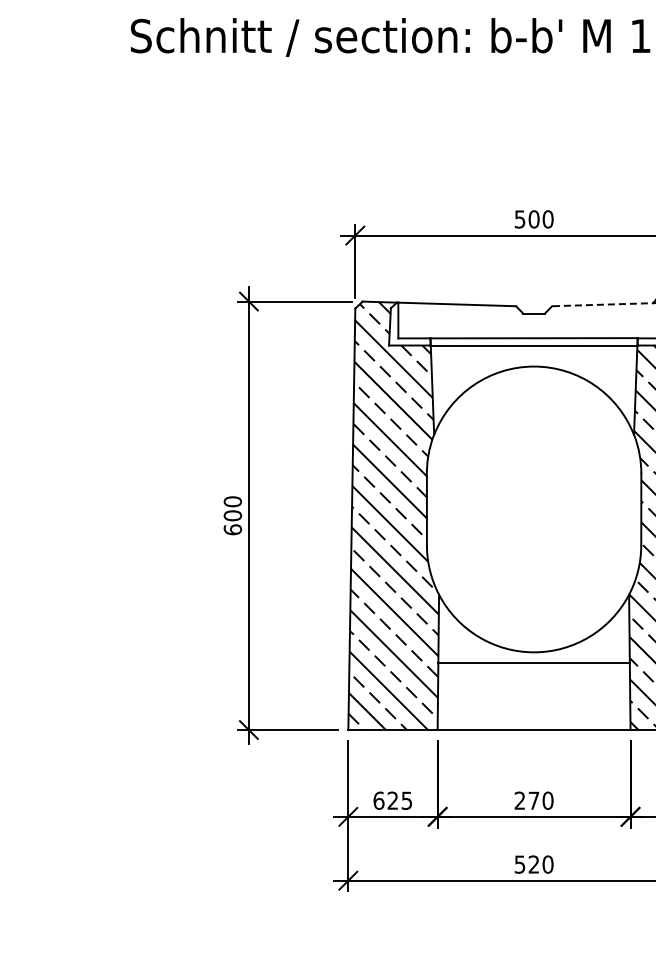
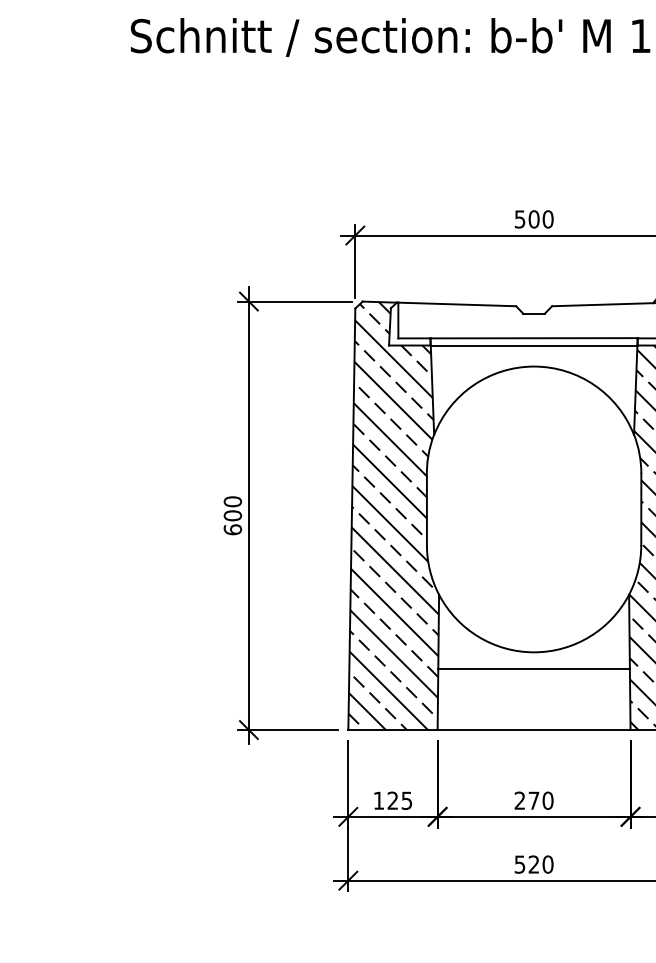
line: dashed -> solid (603, 304)
line position: (533, 662) -> (533, 668) (533, 668)
text: 625 -> 125 (378, 800)
